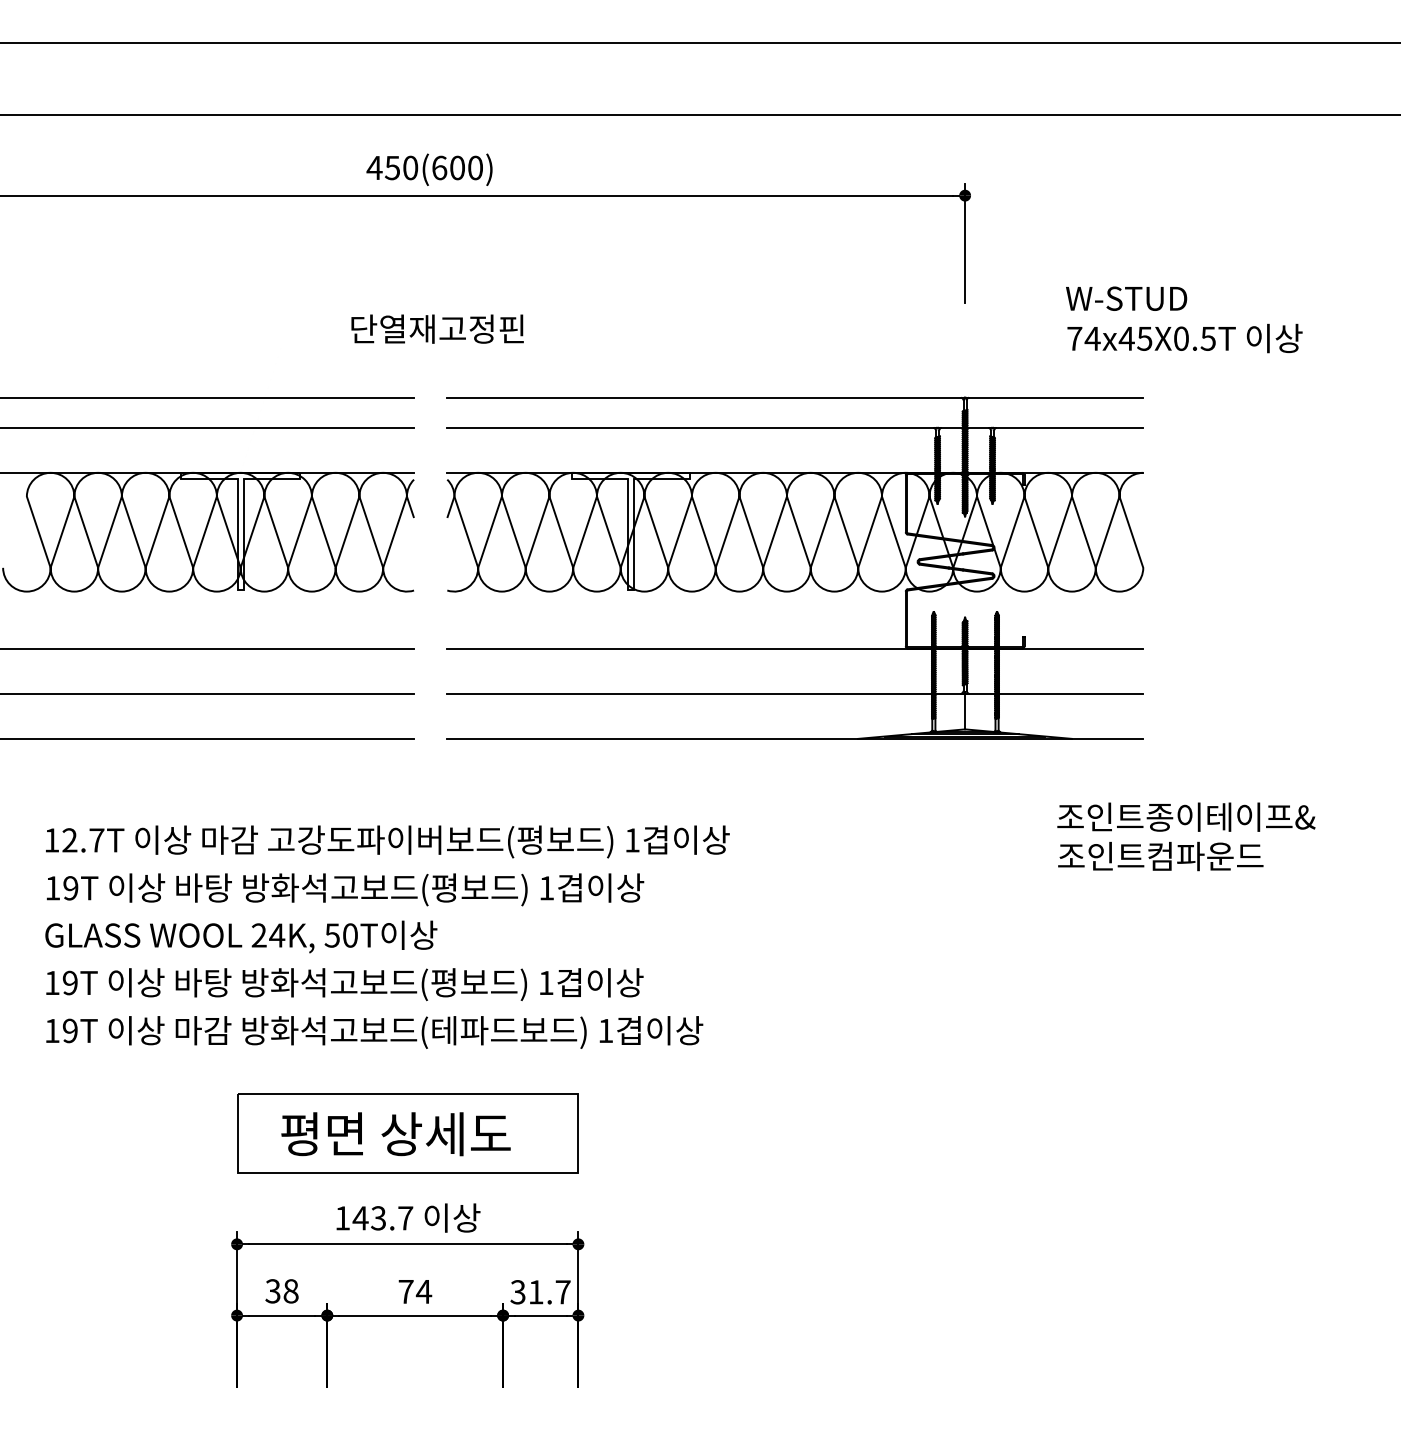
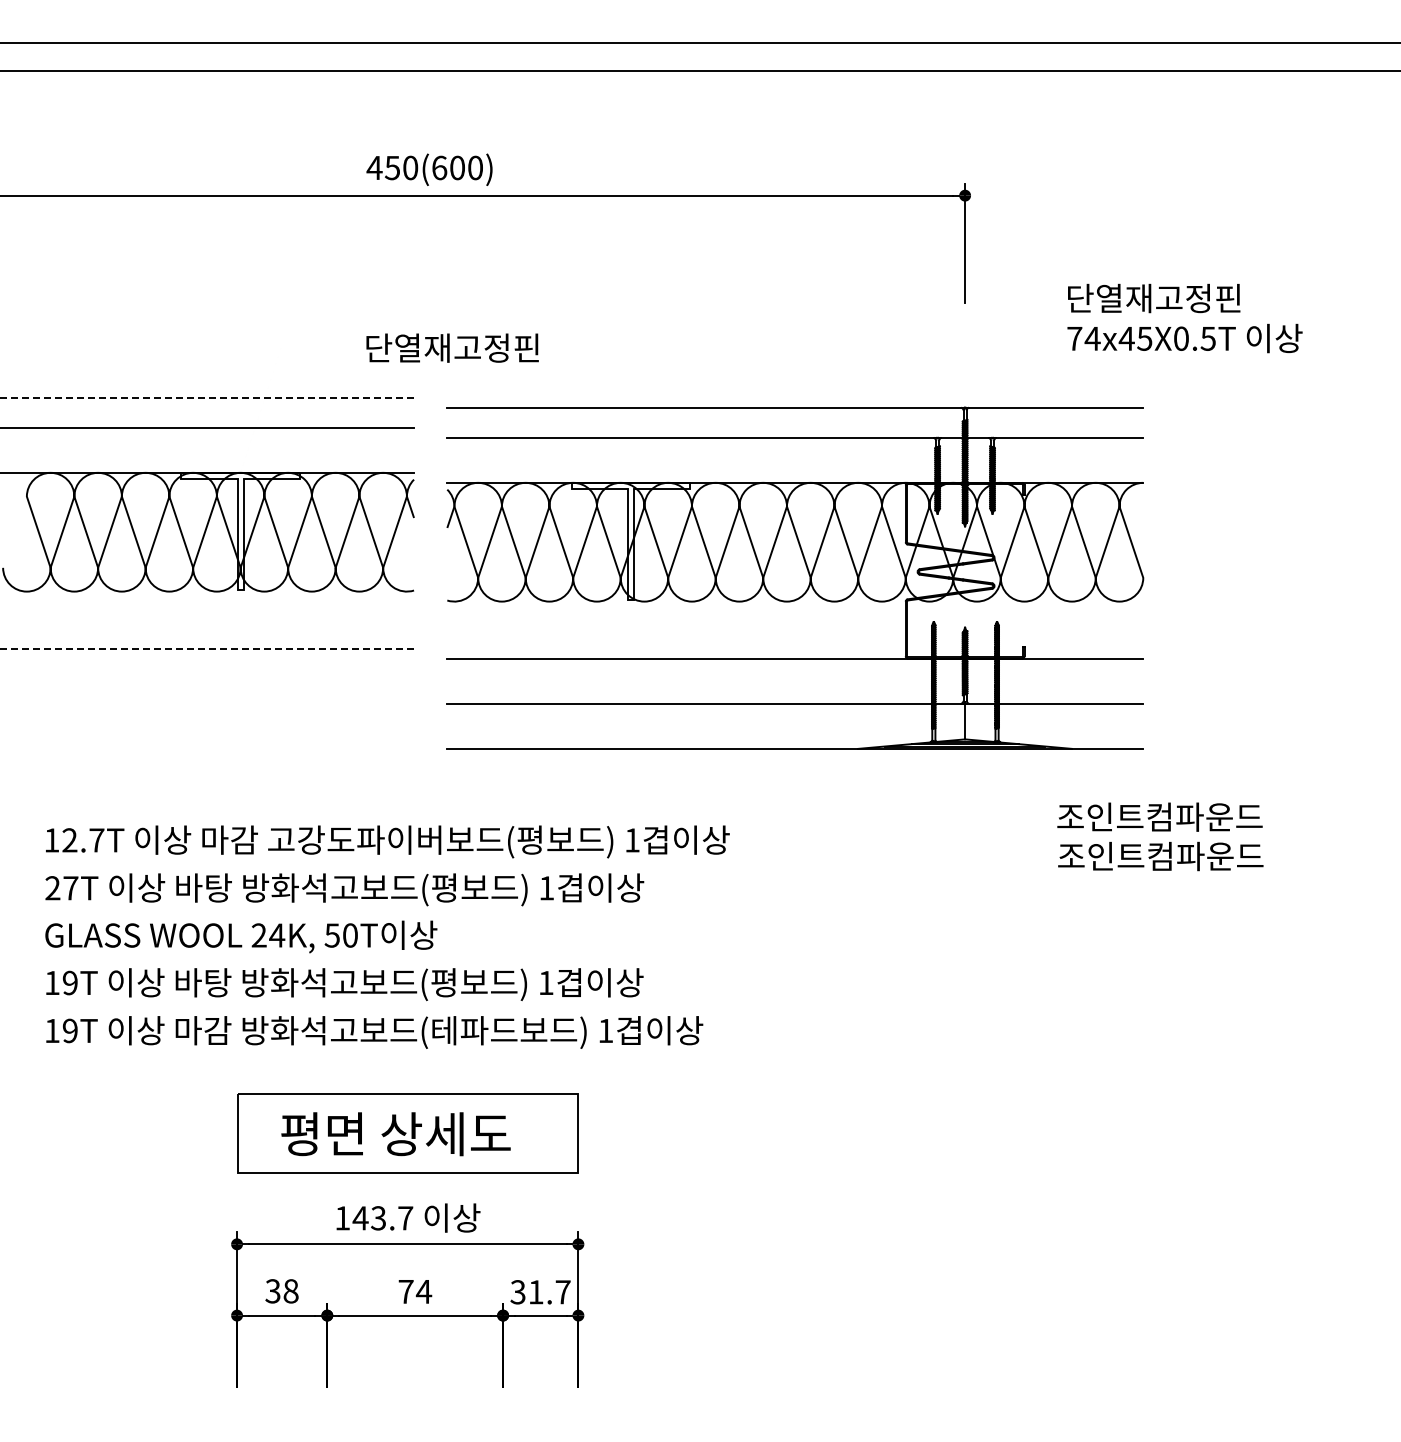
line position: (699, 114) -> (699, 70) (699, 70)
text: W-STUD -> 단열재고정핀 (1153, 298)
text position: (437, 328) -> (452, 347) (452, 347)
line: solid -> dashed (207, 397)
part position: (795, 567) -> (795, 577) (795, 577)
line: solid -> dashed (207, 648)
line: present -> none (208, 693)
line: present -> none (208, 738)
text: 조인트종이테이프& -> 조인트컴파운드 (1230, 816)
text: 19T -> 27T (61, 888)
